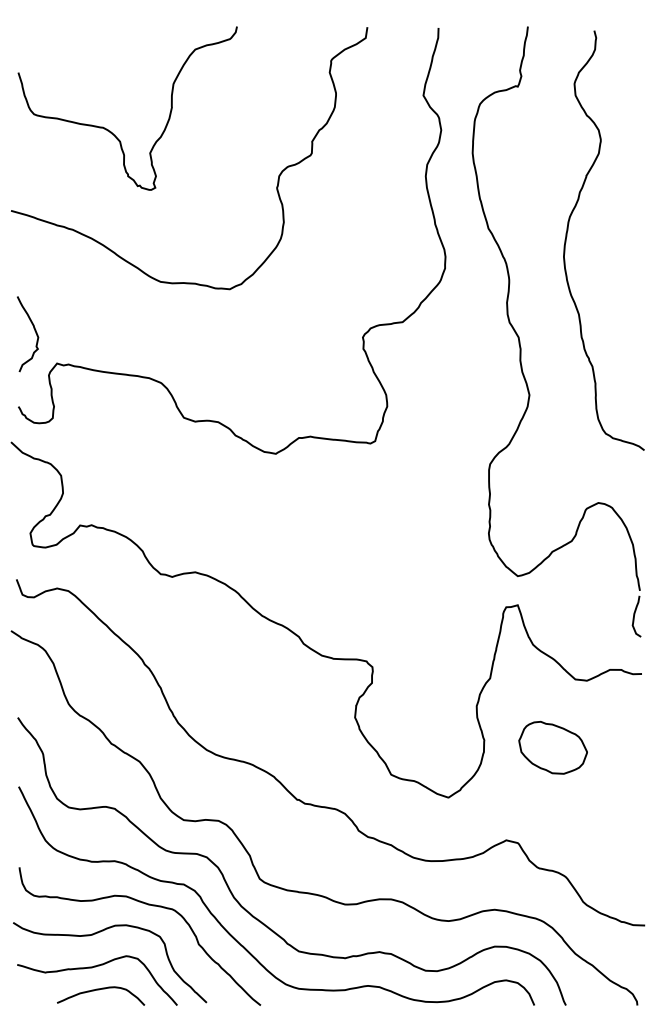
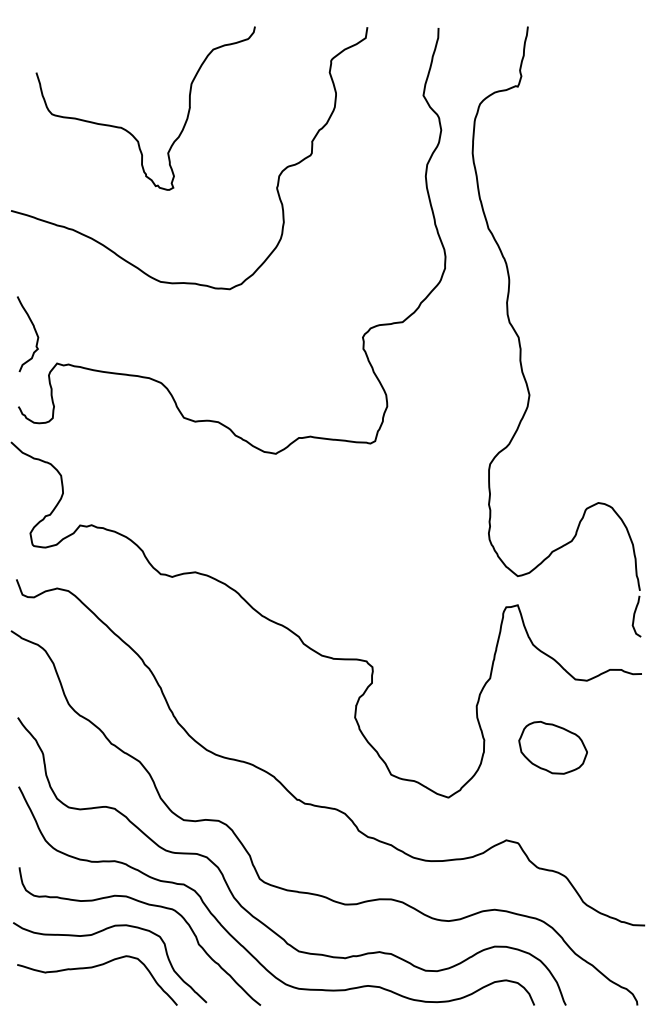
curve position: (111, 131) -> (129, 131) (129, 131)
curve: present -> none (567, 236)
curve: present -> none (99, 990)
